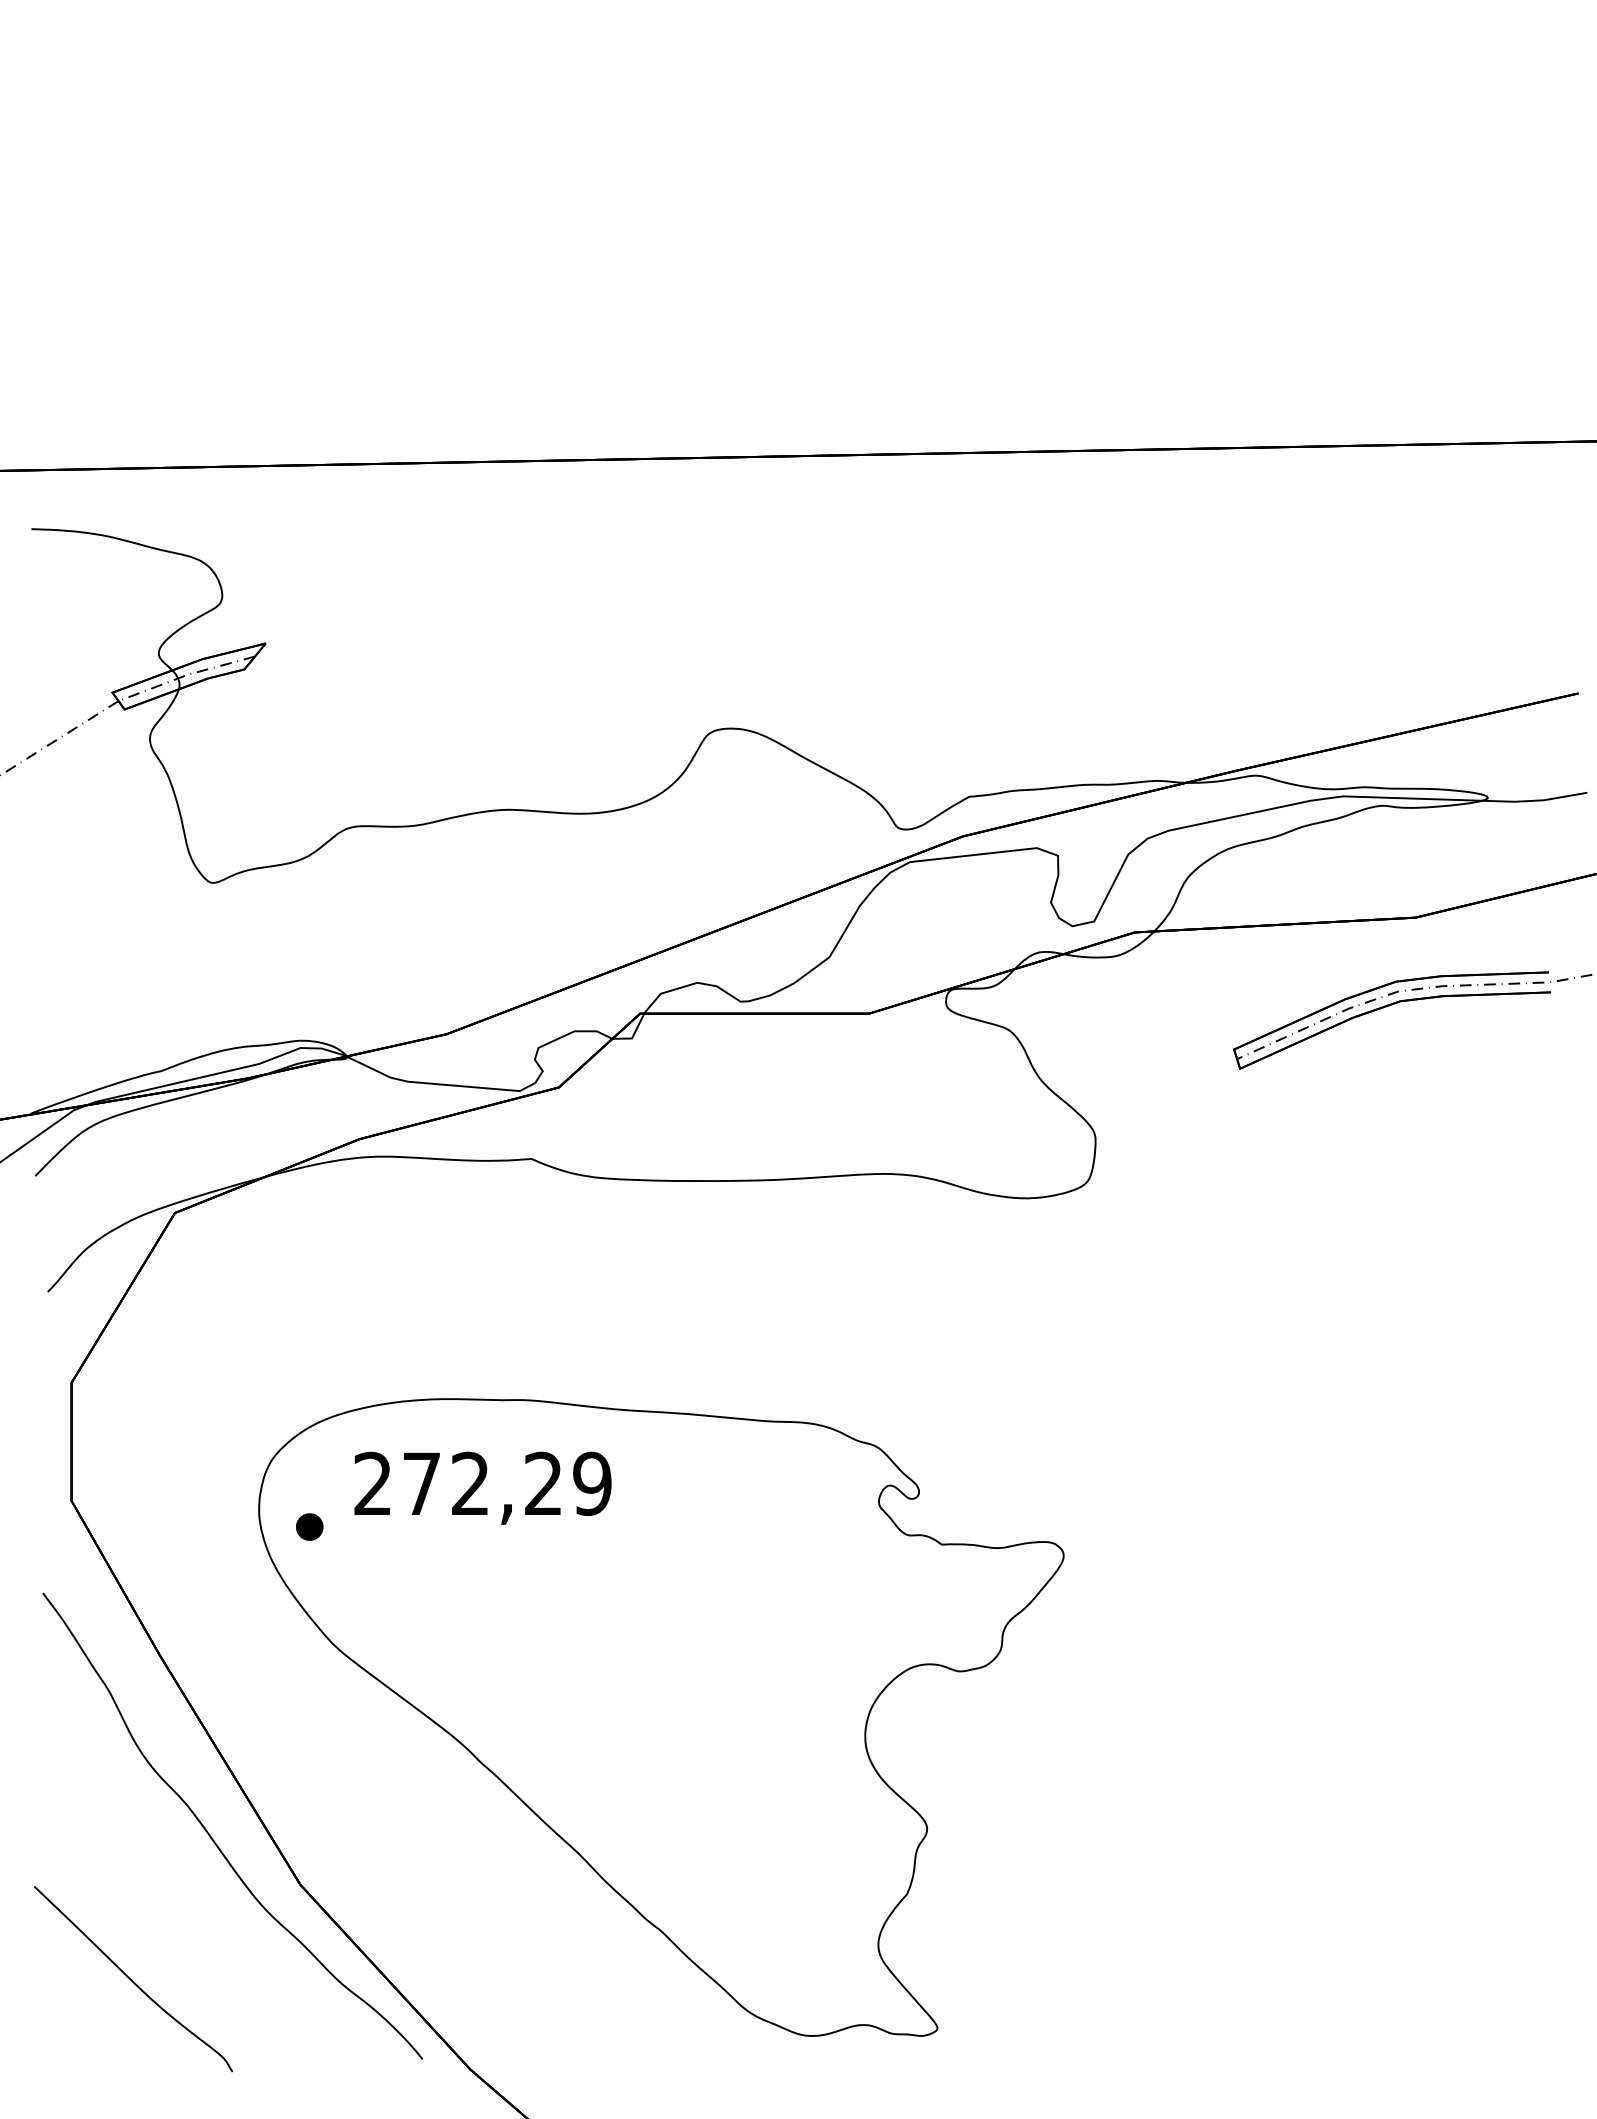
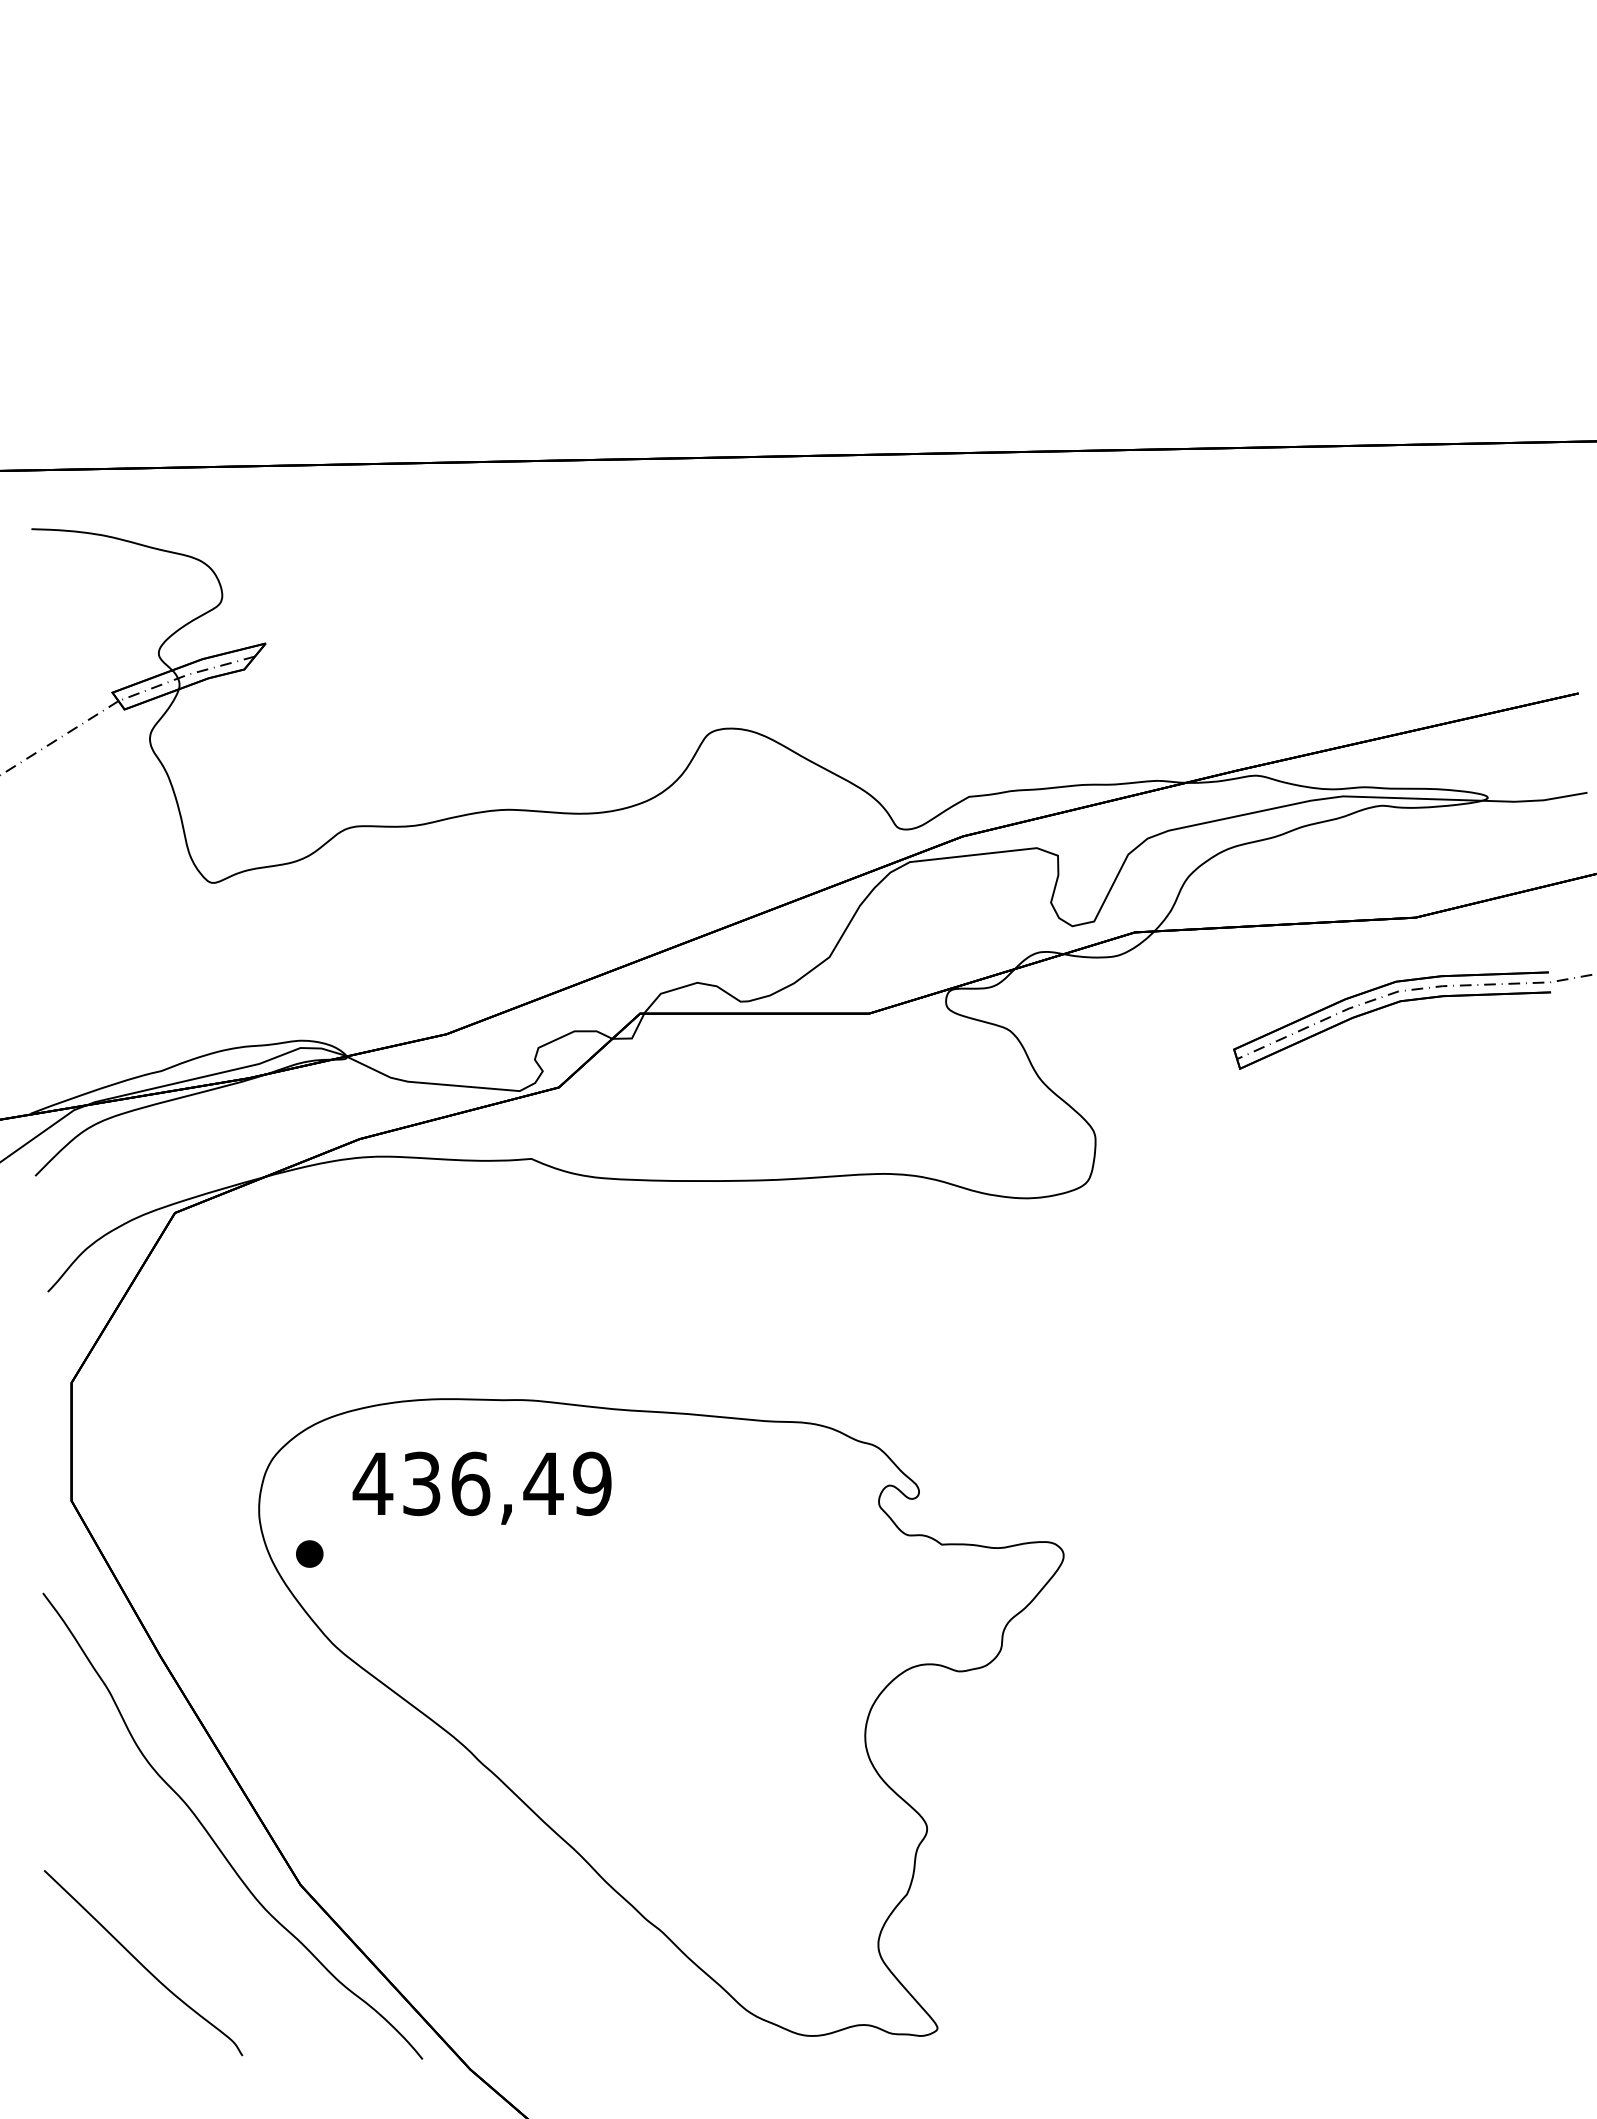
text: 272,29 -> 436,49 (457, 1483)
part position: (309, 1526) -> (309, 1553) (309, 1553)
curve position: (132, 1980) -> (142, 1964) (142, 1964)
